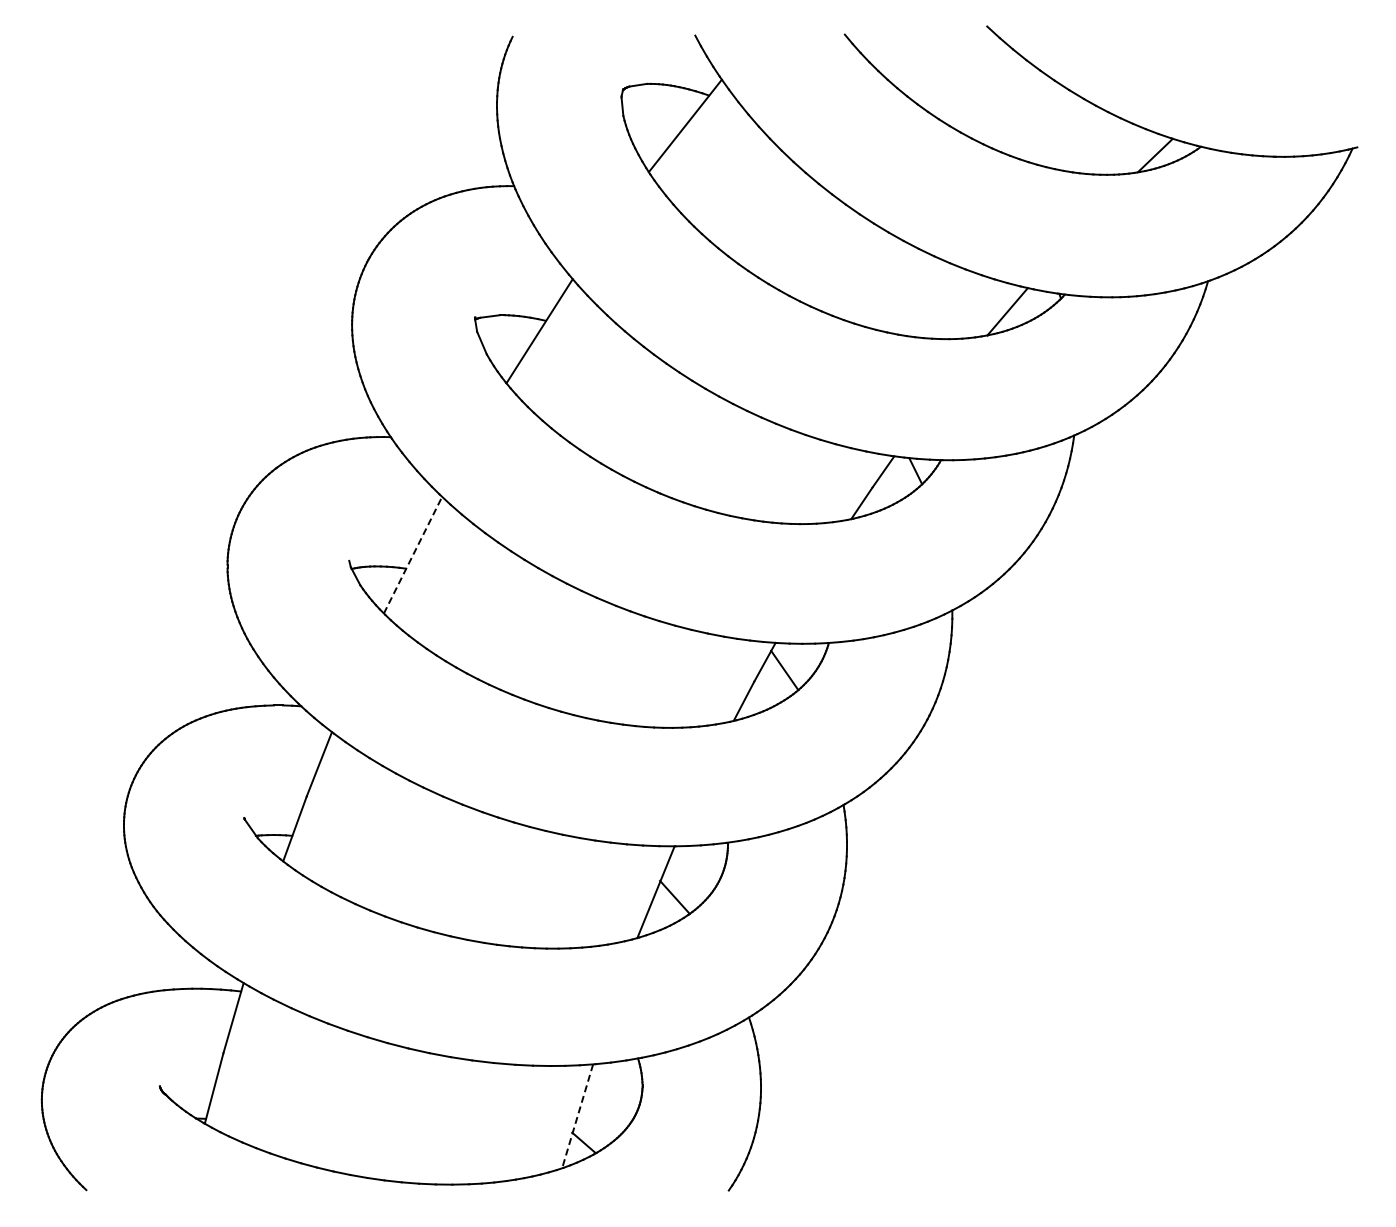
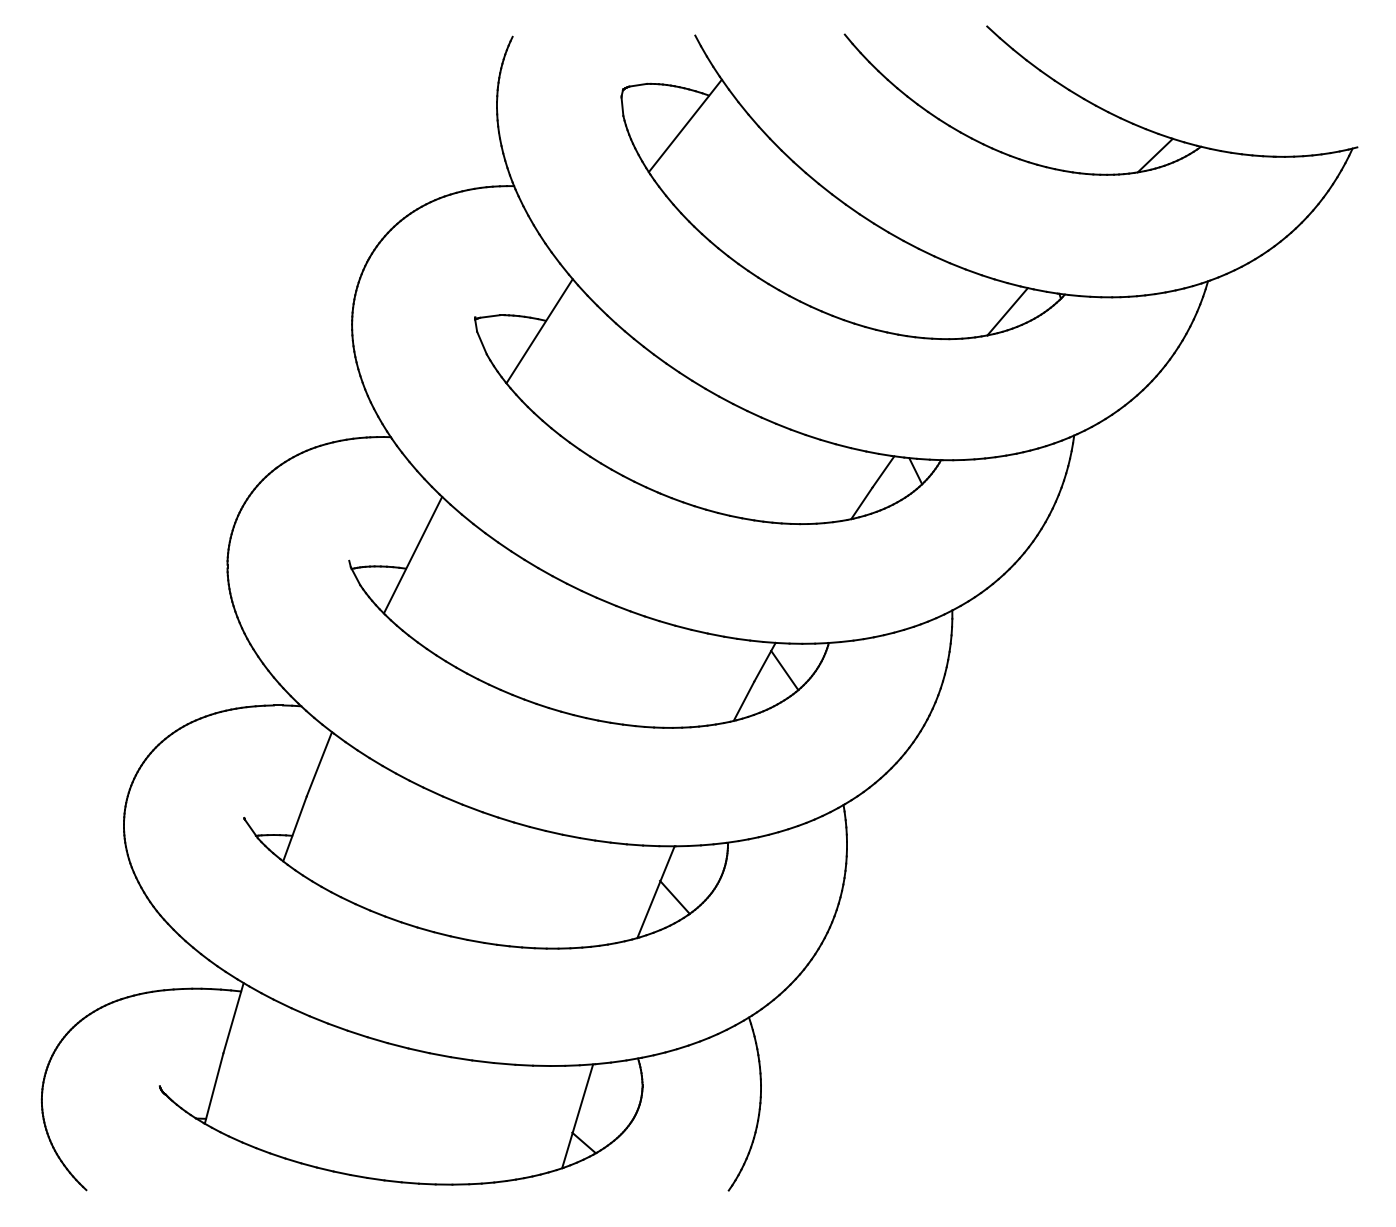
line: dashed -> solid (413, 554)
line: dashed -> solid (577, 1116)
